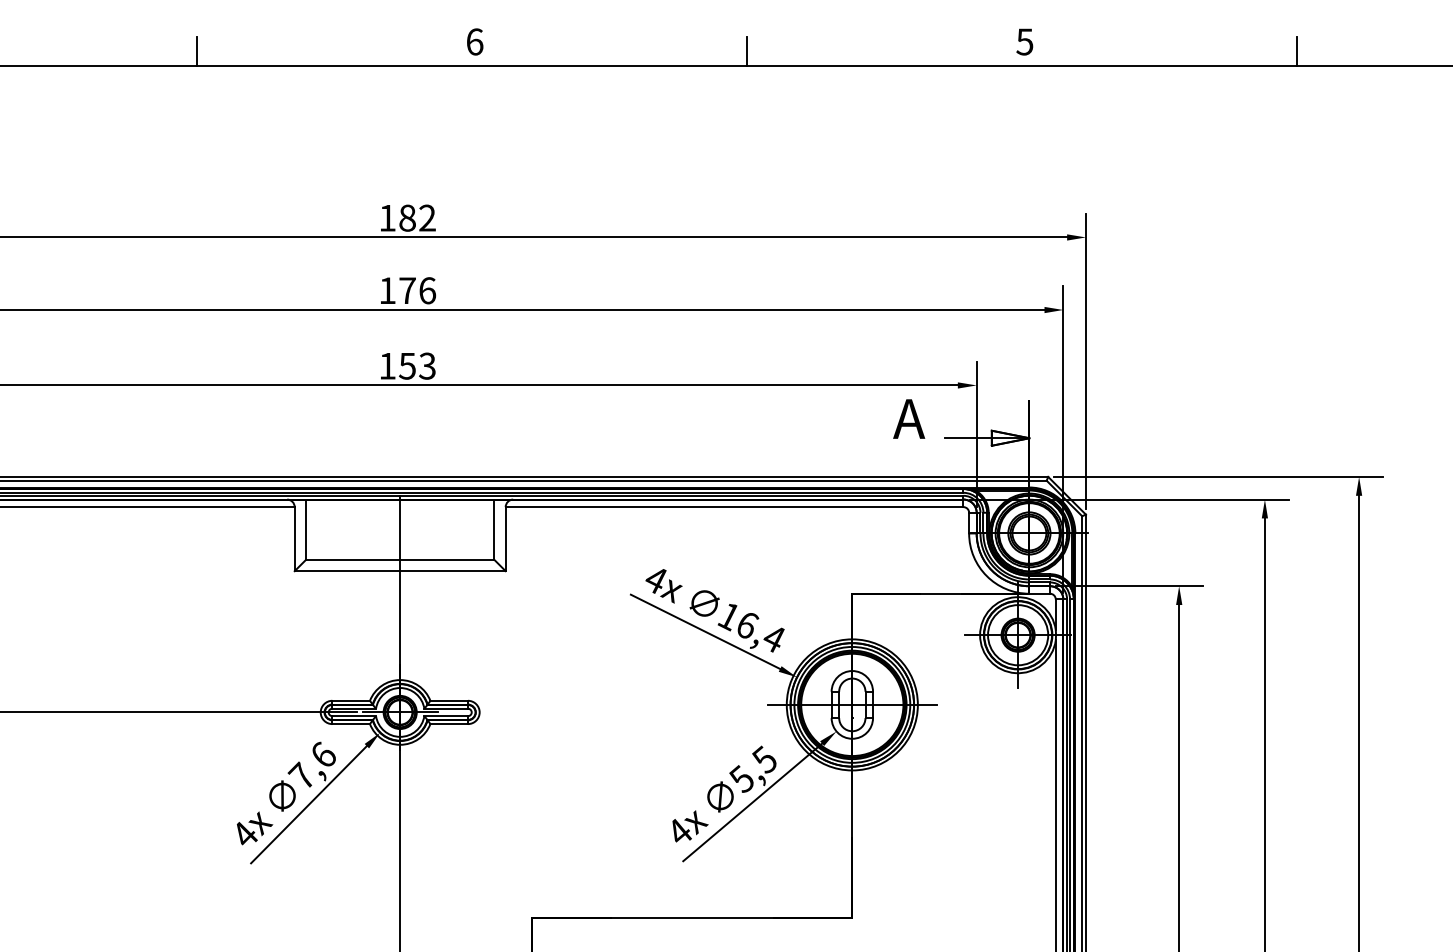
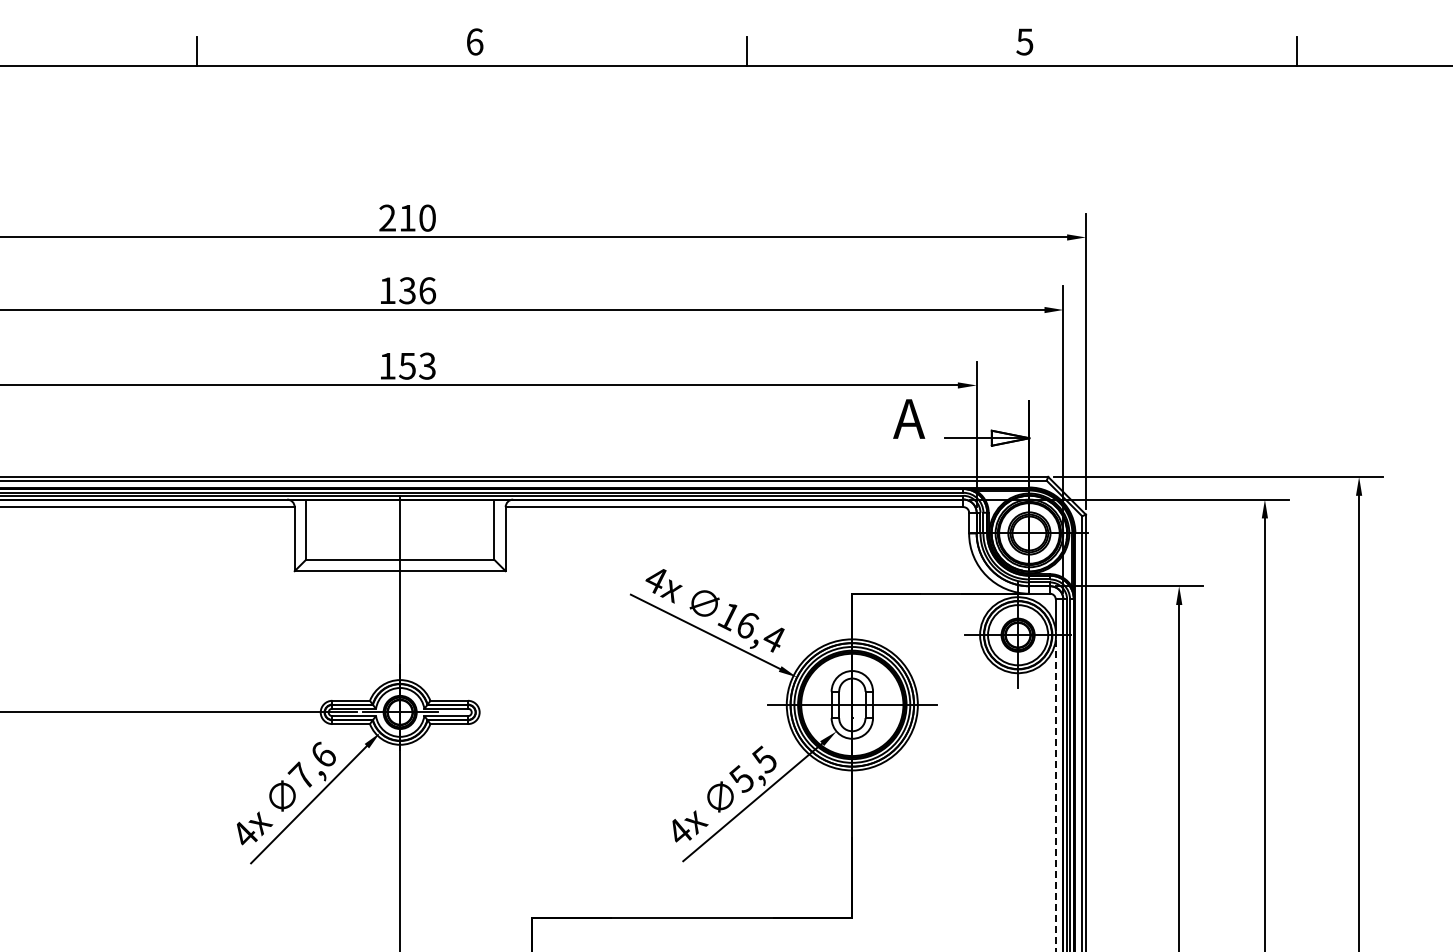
text: 182 -> 210 (407, 217)
text: 176 -> 136 (407, 290)
line: solid -> dashed (1055, 796)
